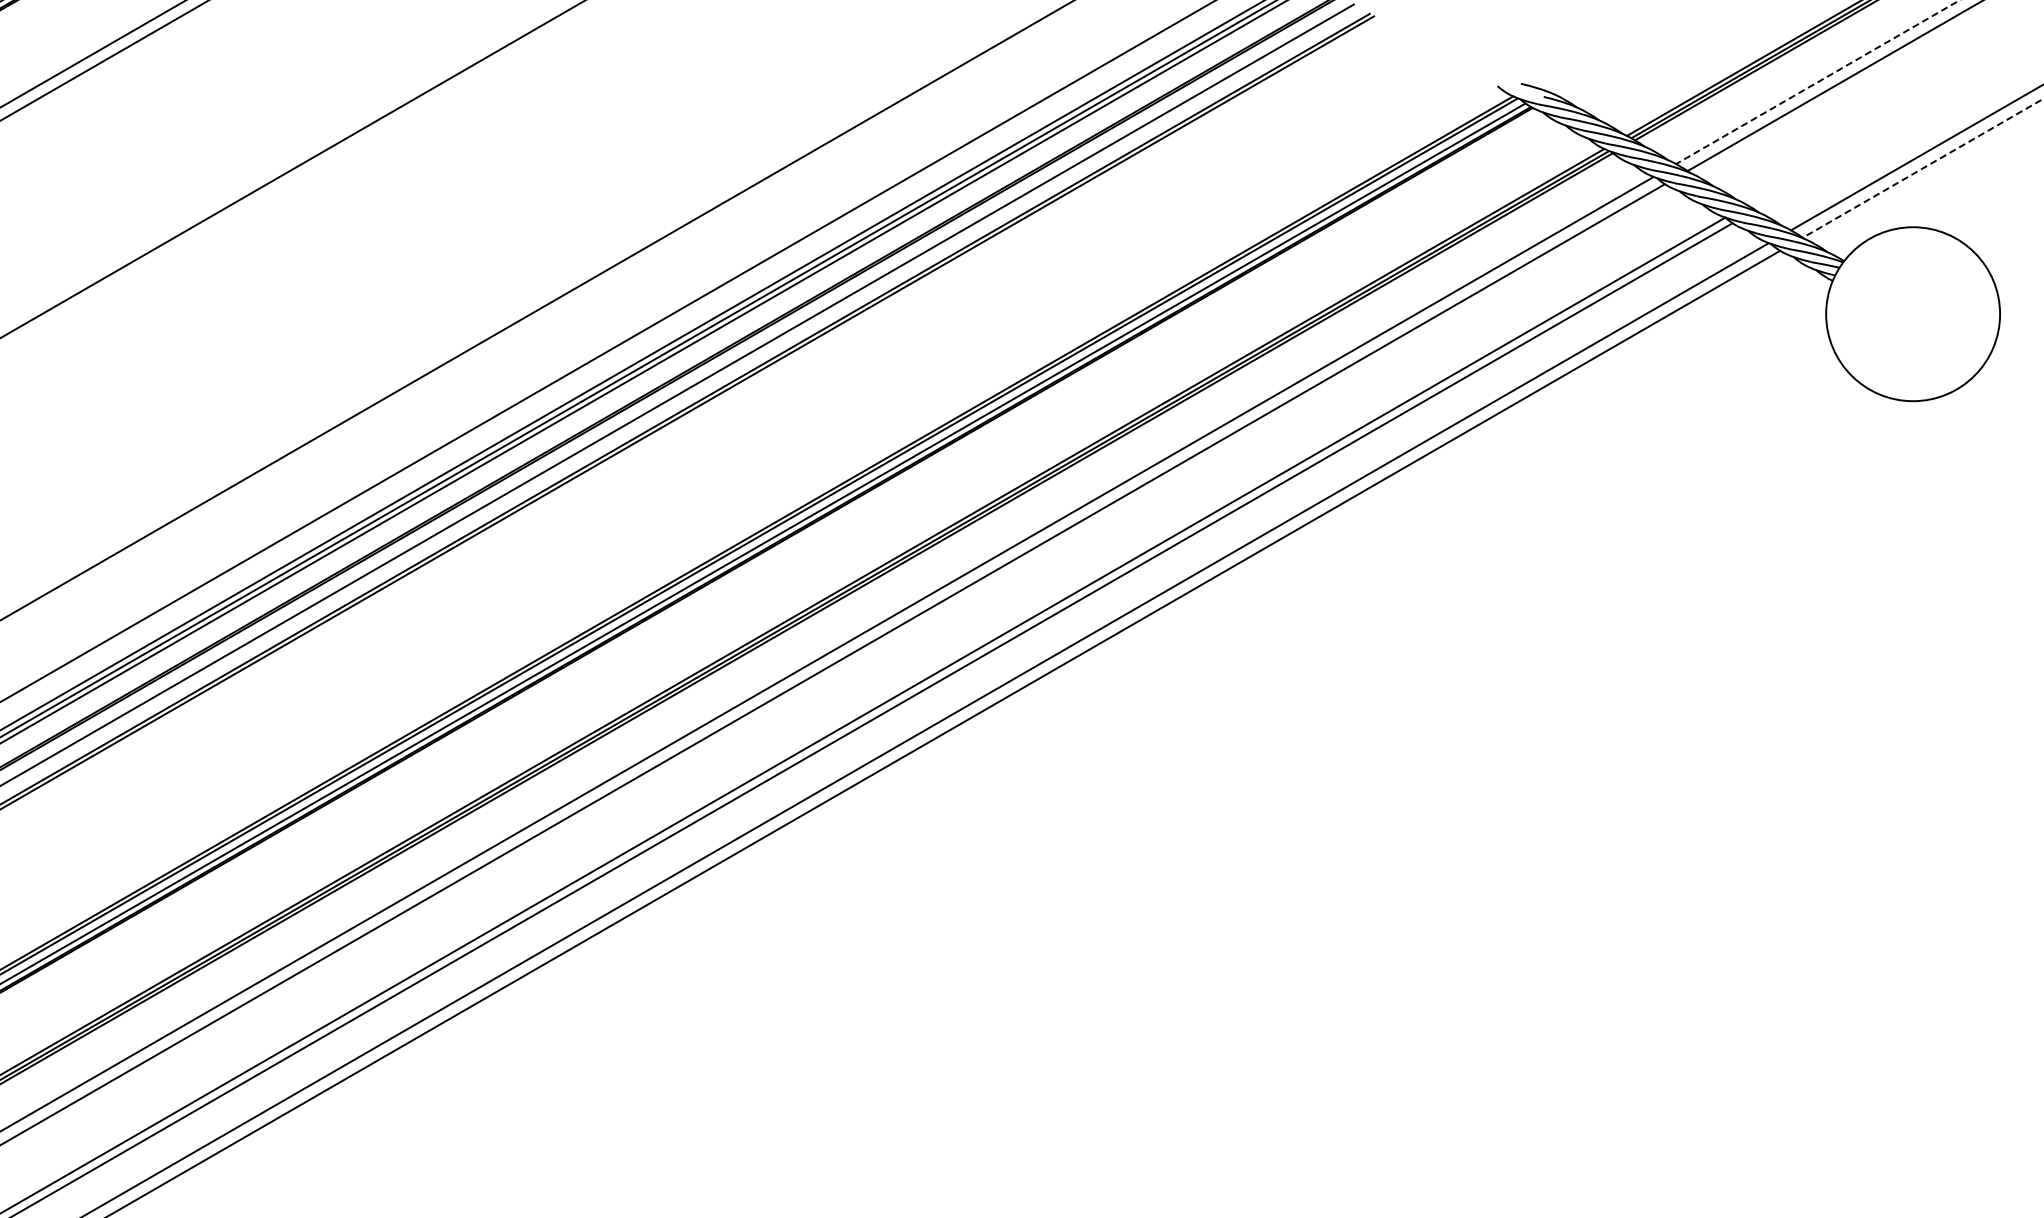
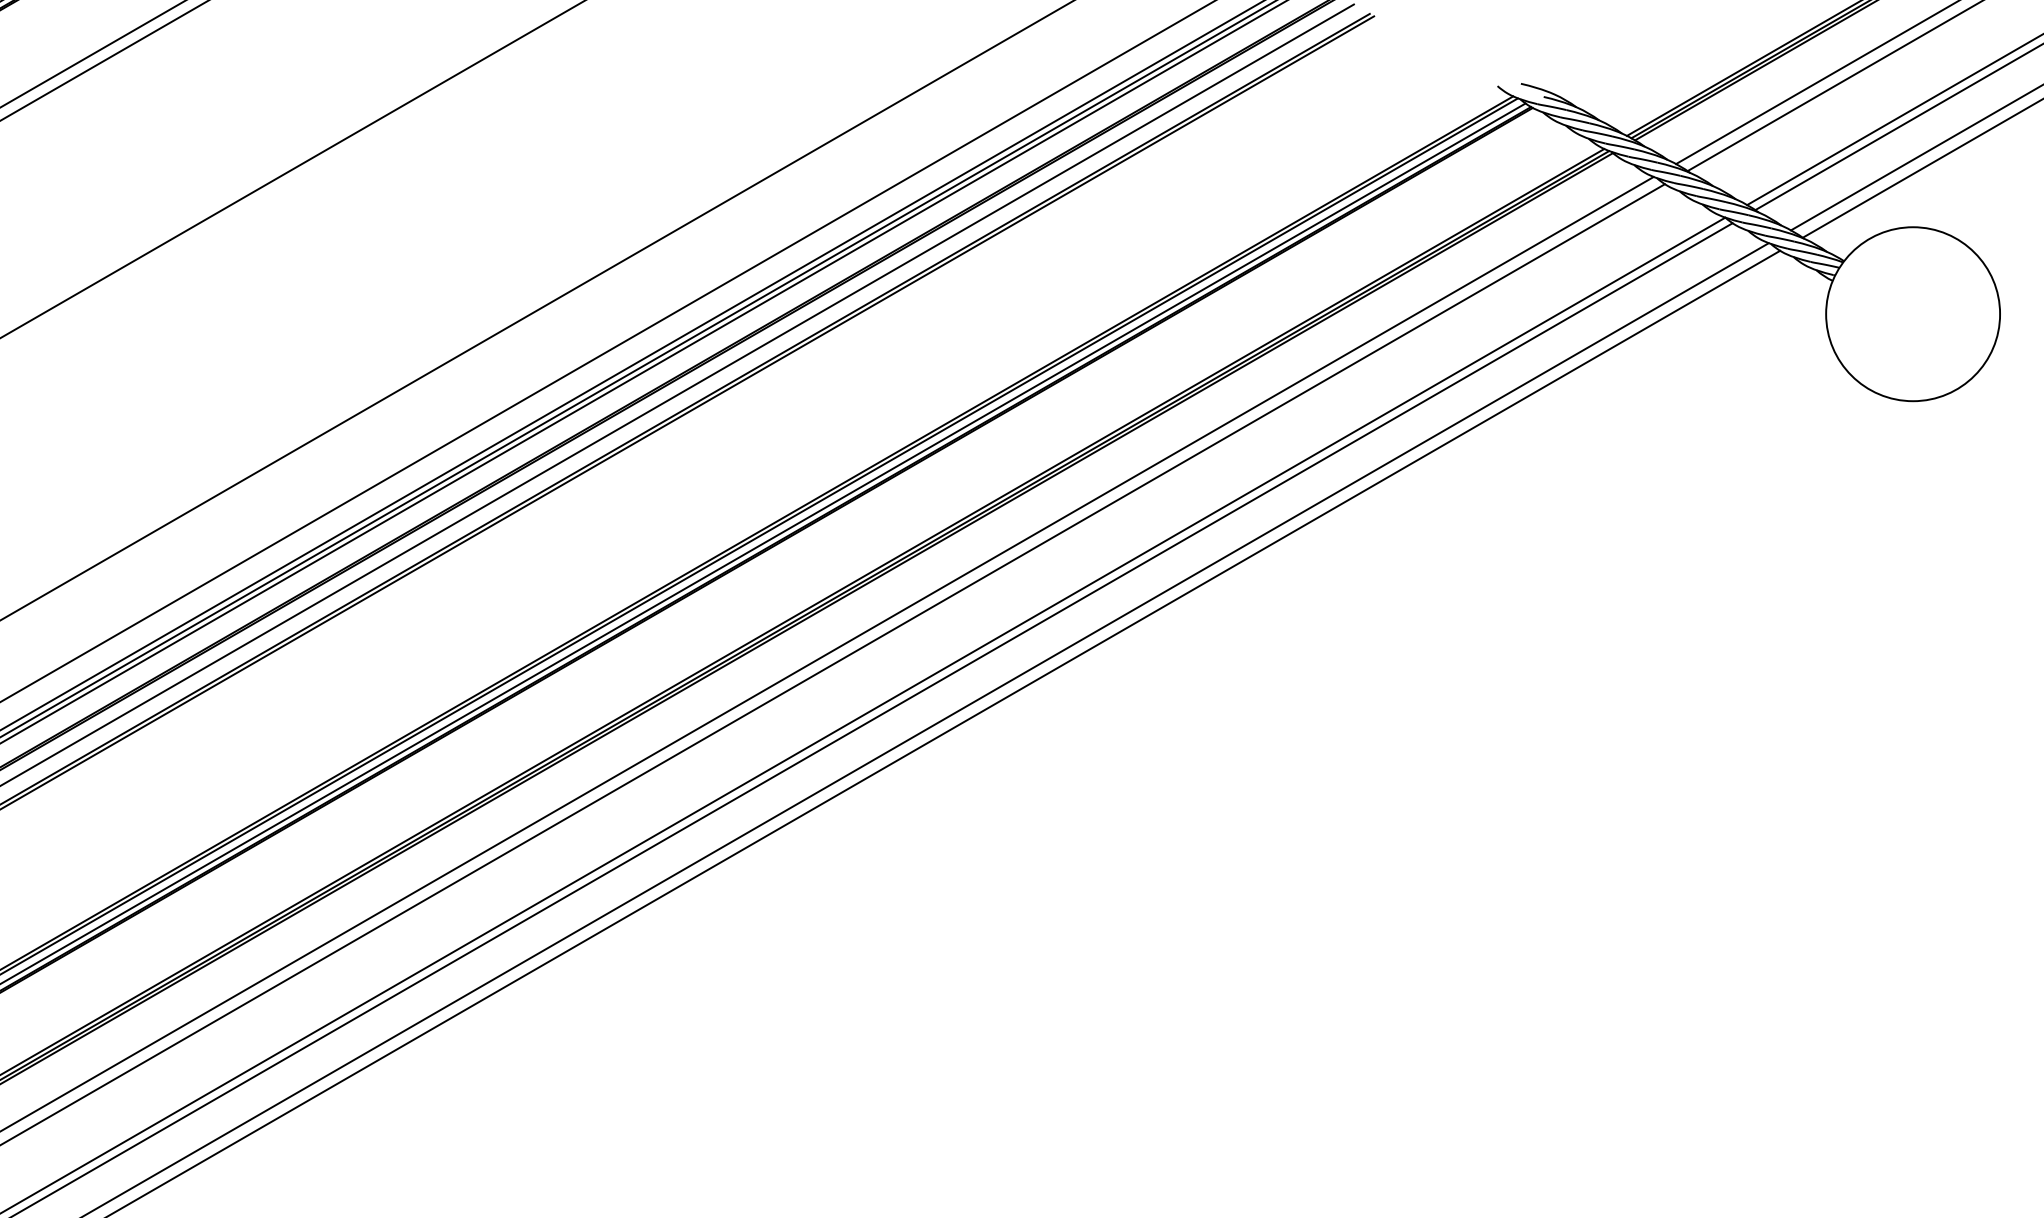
line: dashed -> solid (1818, 82)
line: none -> present (1893, 120)
line: none -> present (1897, 127)
line: dashed -> solid (1923, 168)
